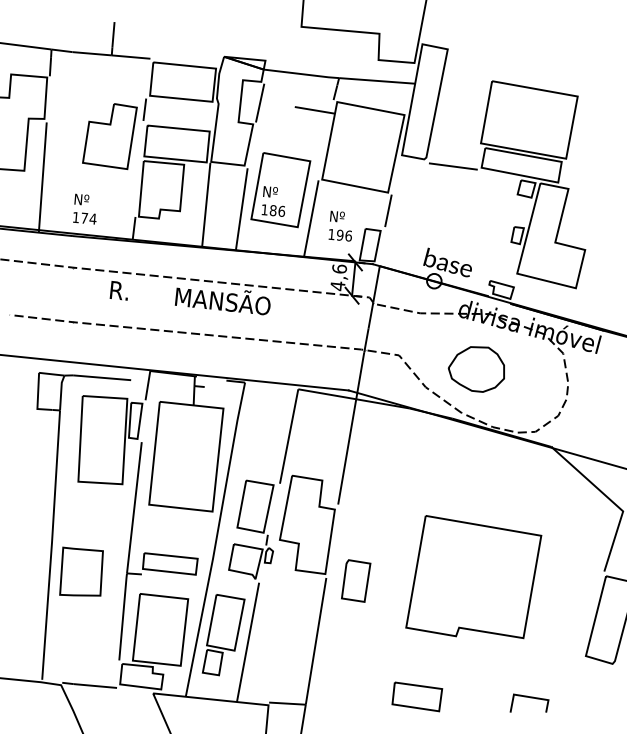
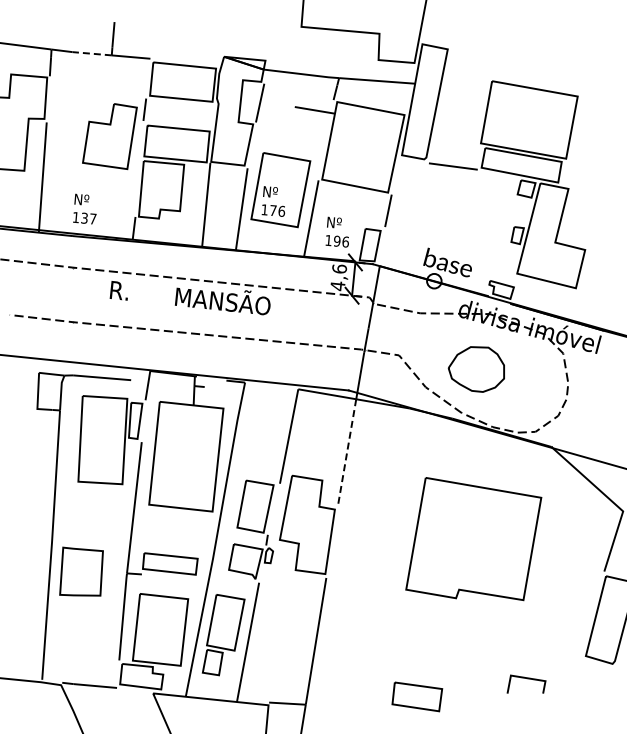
line: solid -> dashed (92, 53)
text: 186 -> 176 (272, 210)
text: 174 -> 137 (88, 218)
text position: (339, 225) -> (336, 231) (336, 231)
line: solid -> dashed (347, 452)
part position: (473, 577) -> (473, 539) (473, 539)
part: present -> none (356, 580)
line position: (530, 698) -> (527, 679) (527, 679)
